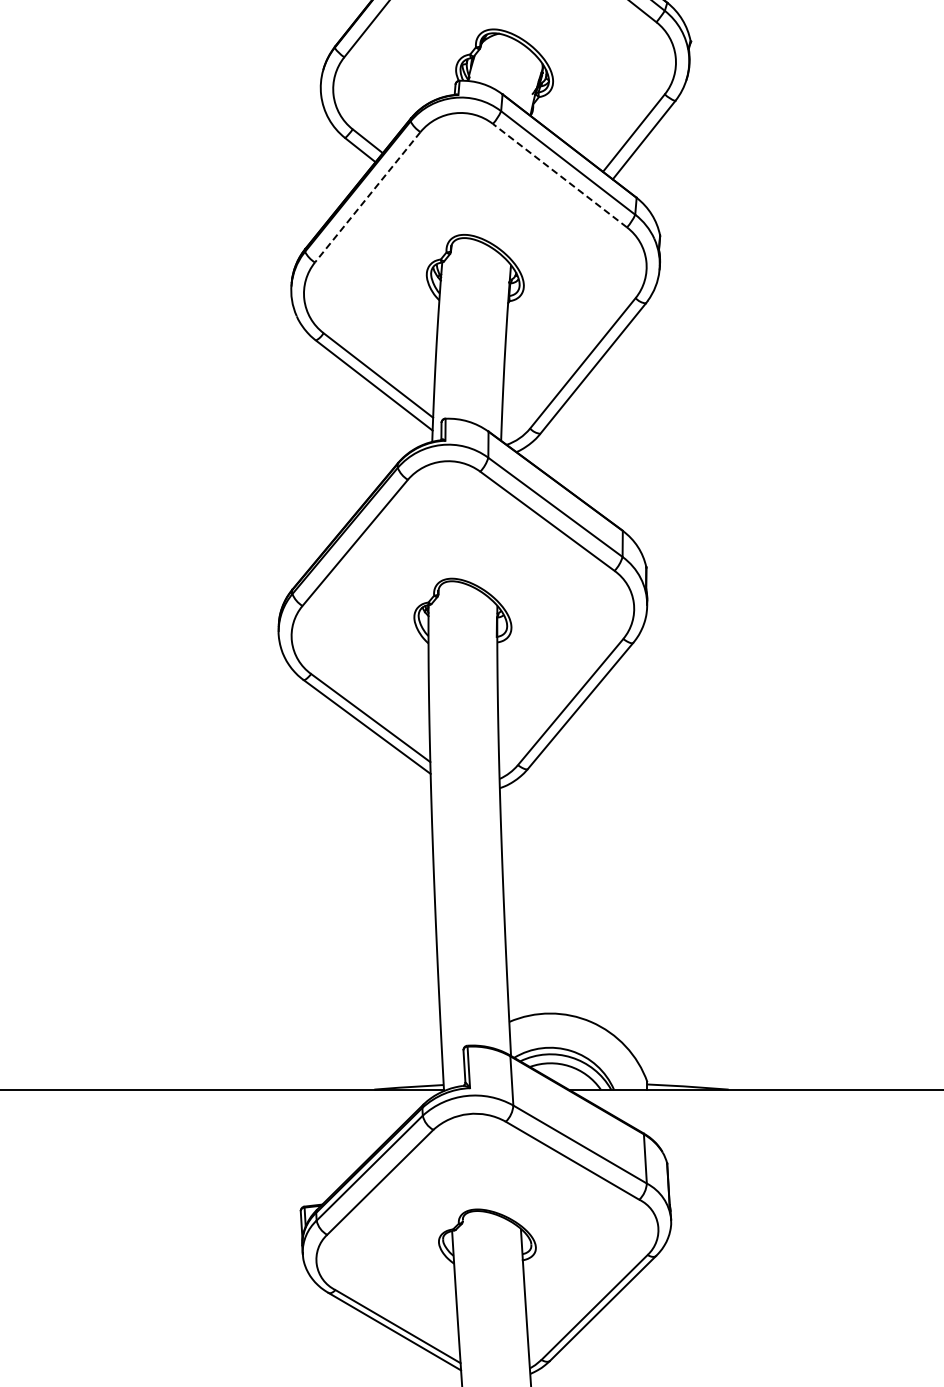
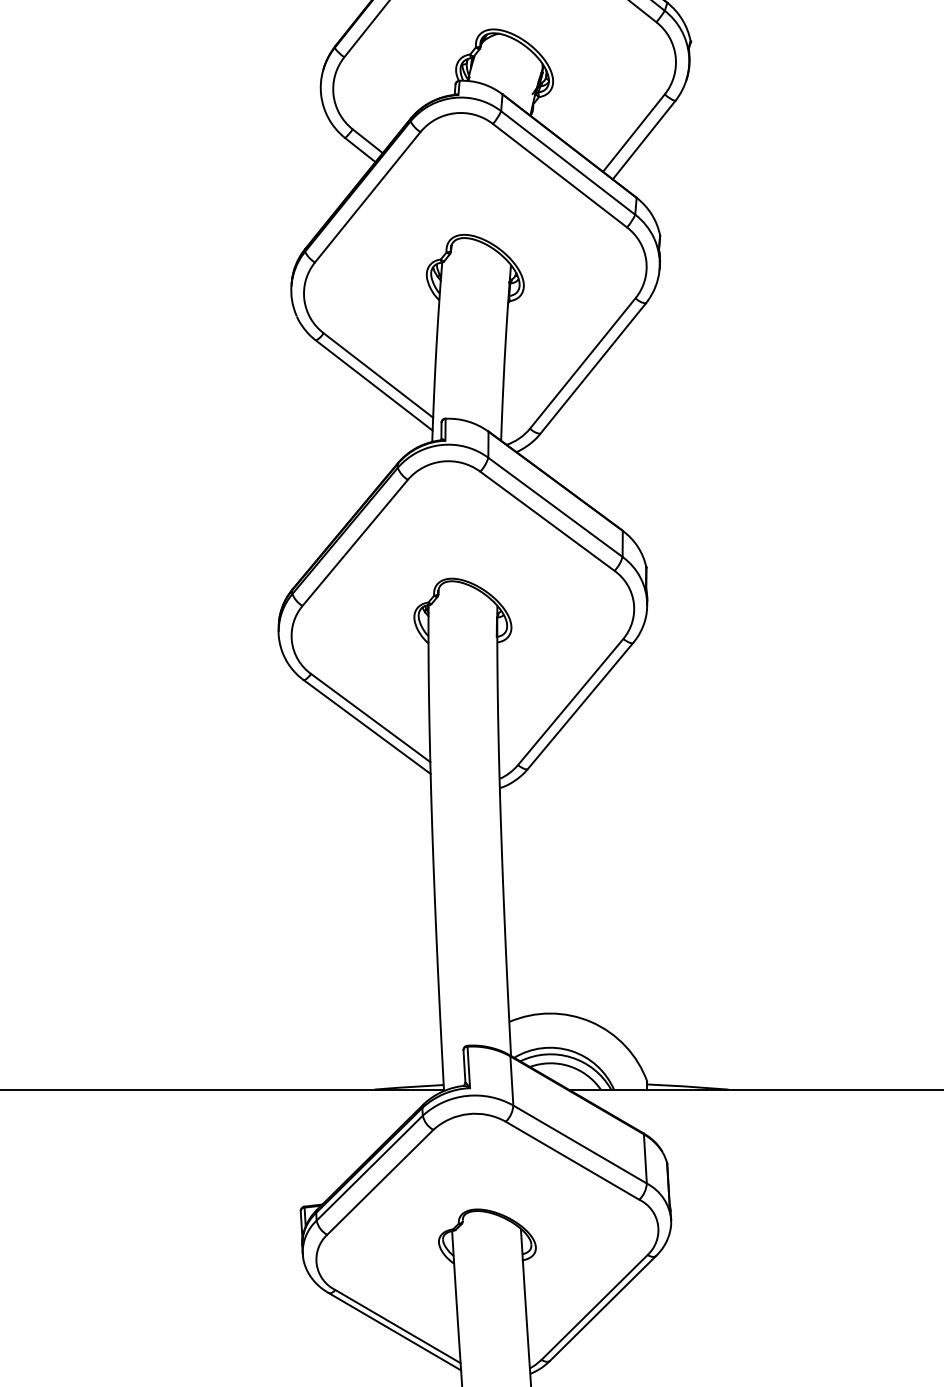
line: dashed -> solid (559, 175)
line: dashed -> solid (367, 197)
